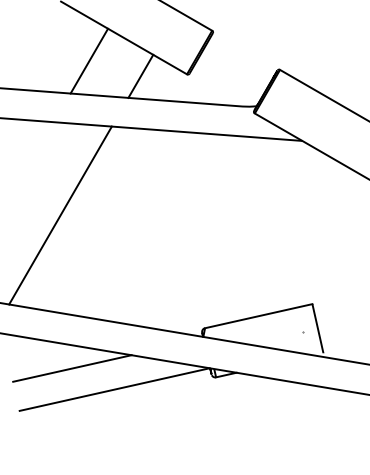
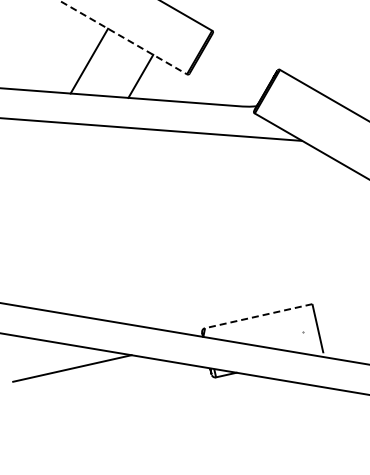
line: solid -> dashed (124, 37)
line: present -> none (60, 215)
line: solid -> dashed (258, 316)
line: present -> none (114, 389)
